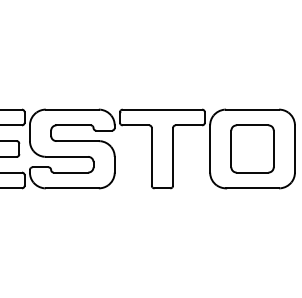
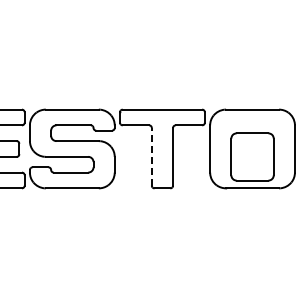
part position: (252, 148) -> (252, 156) (252, 156)
line: solid -> dashed (151, 156)
